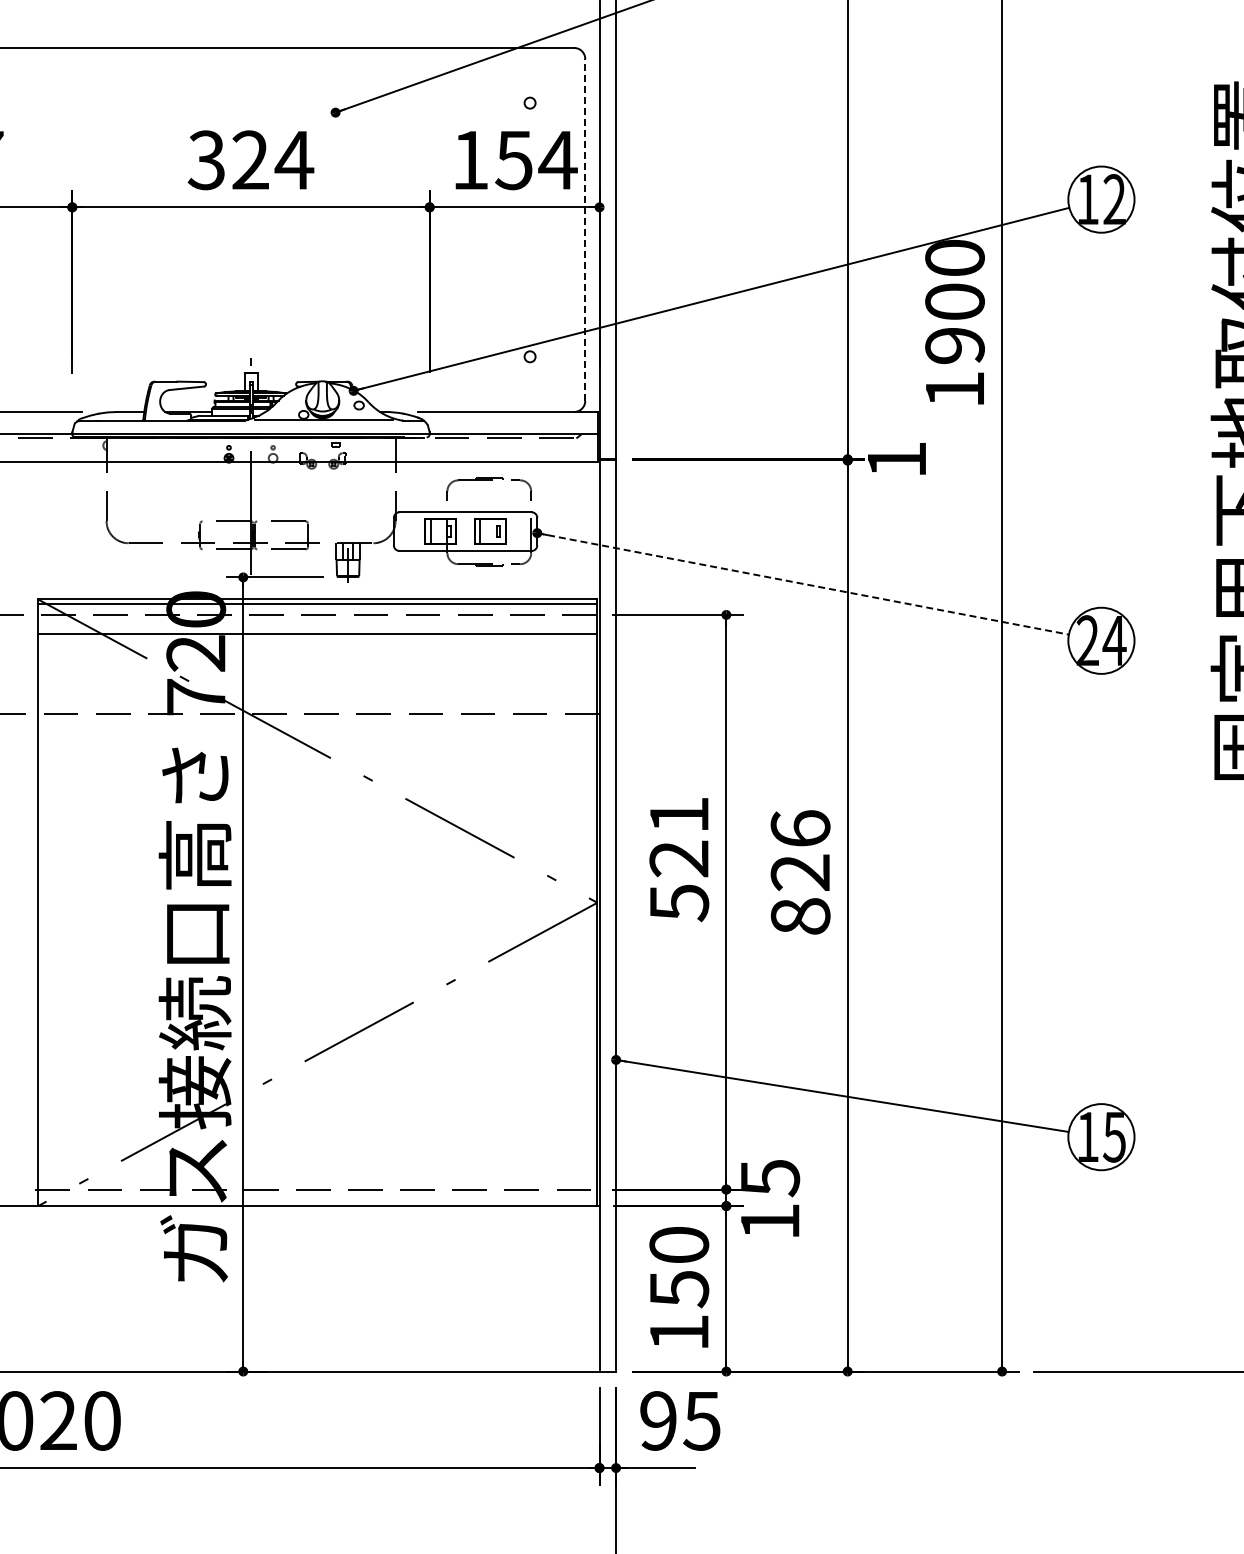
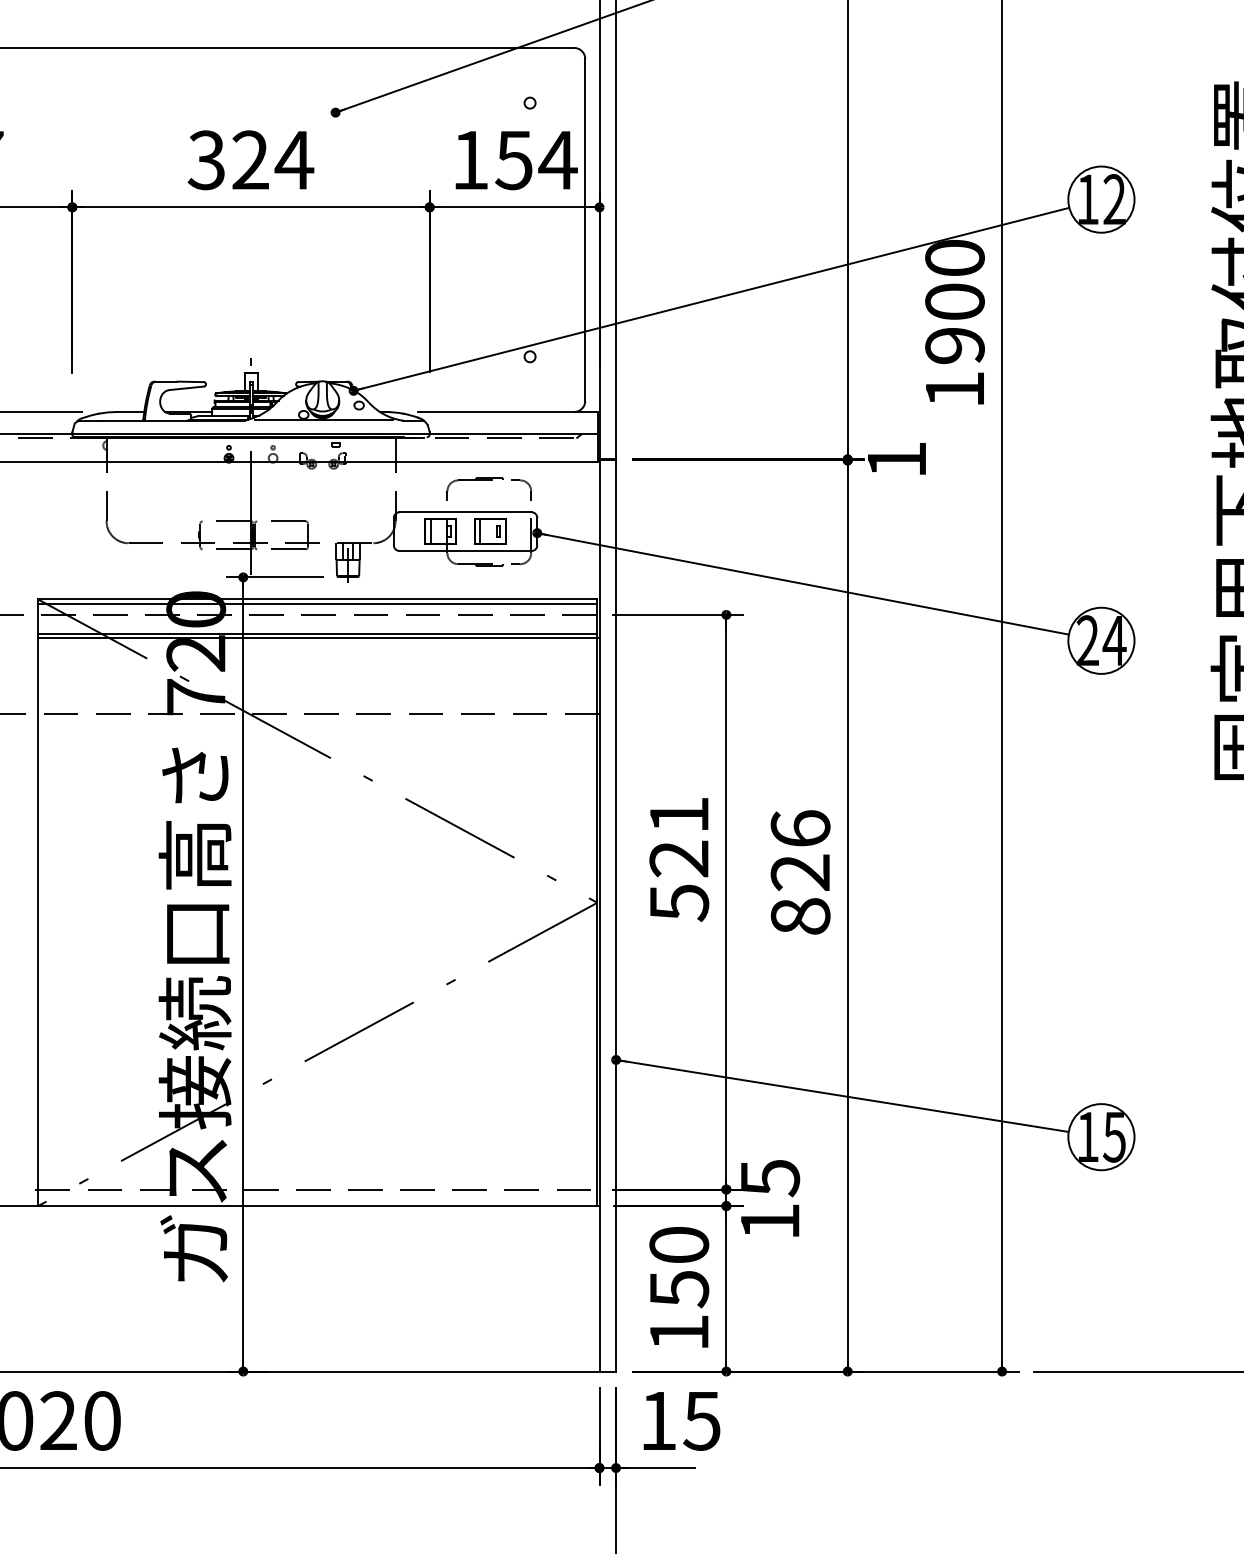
line: dashed -> solid (585, 229)
line: dashed -> solid (803, 583)
line: none -> present (317, 638)
text: 95 -> 15 (658, 1420)
